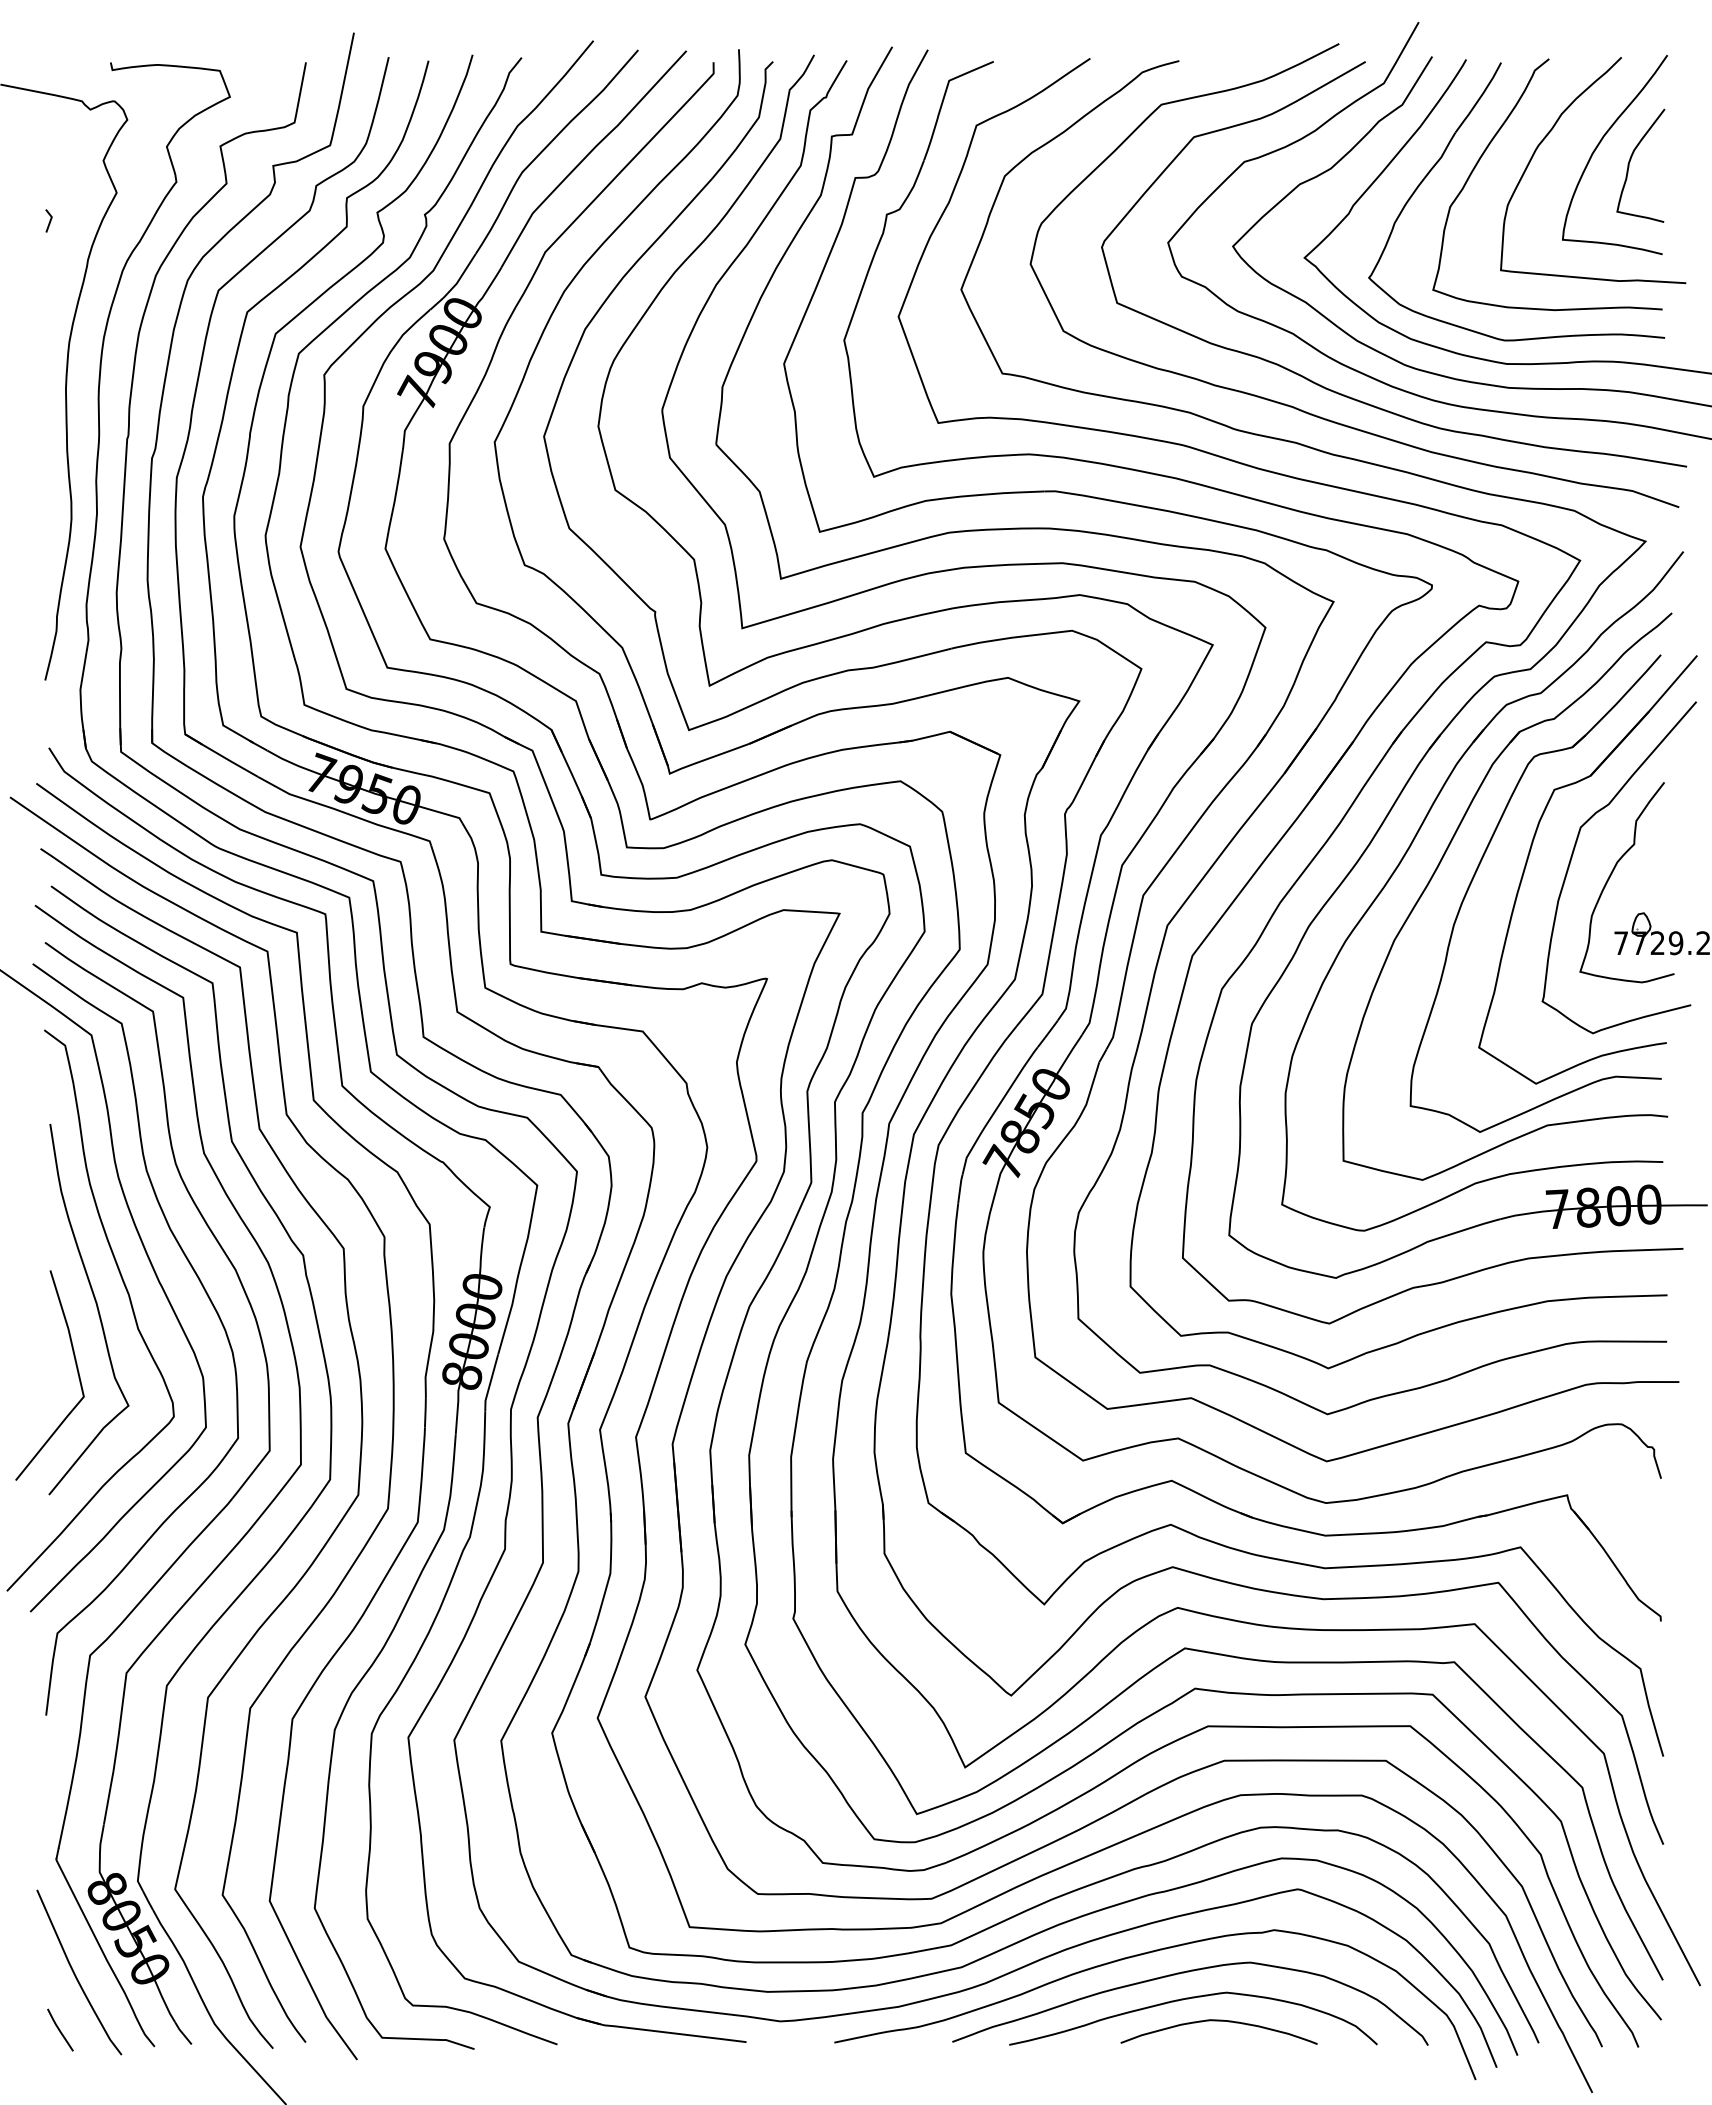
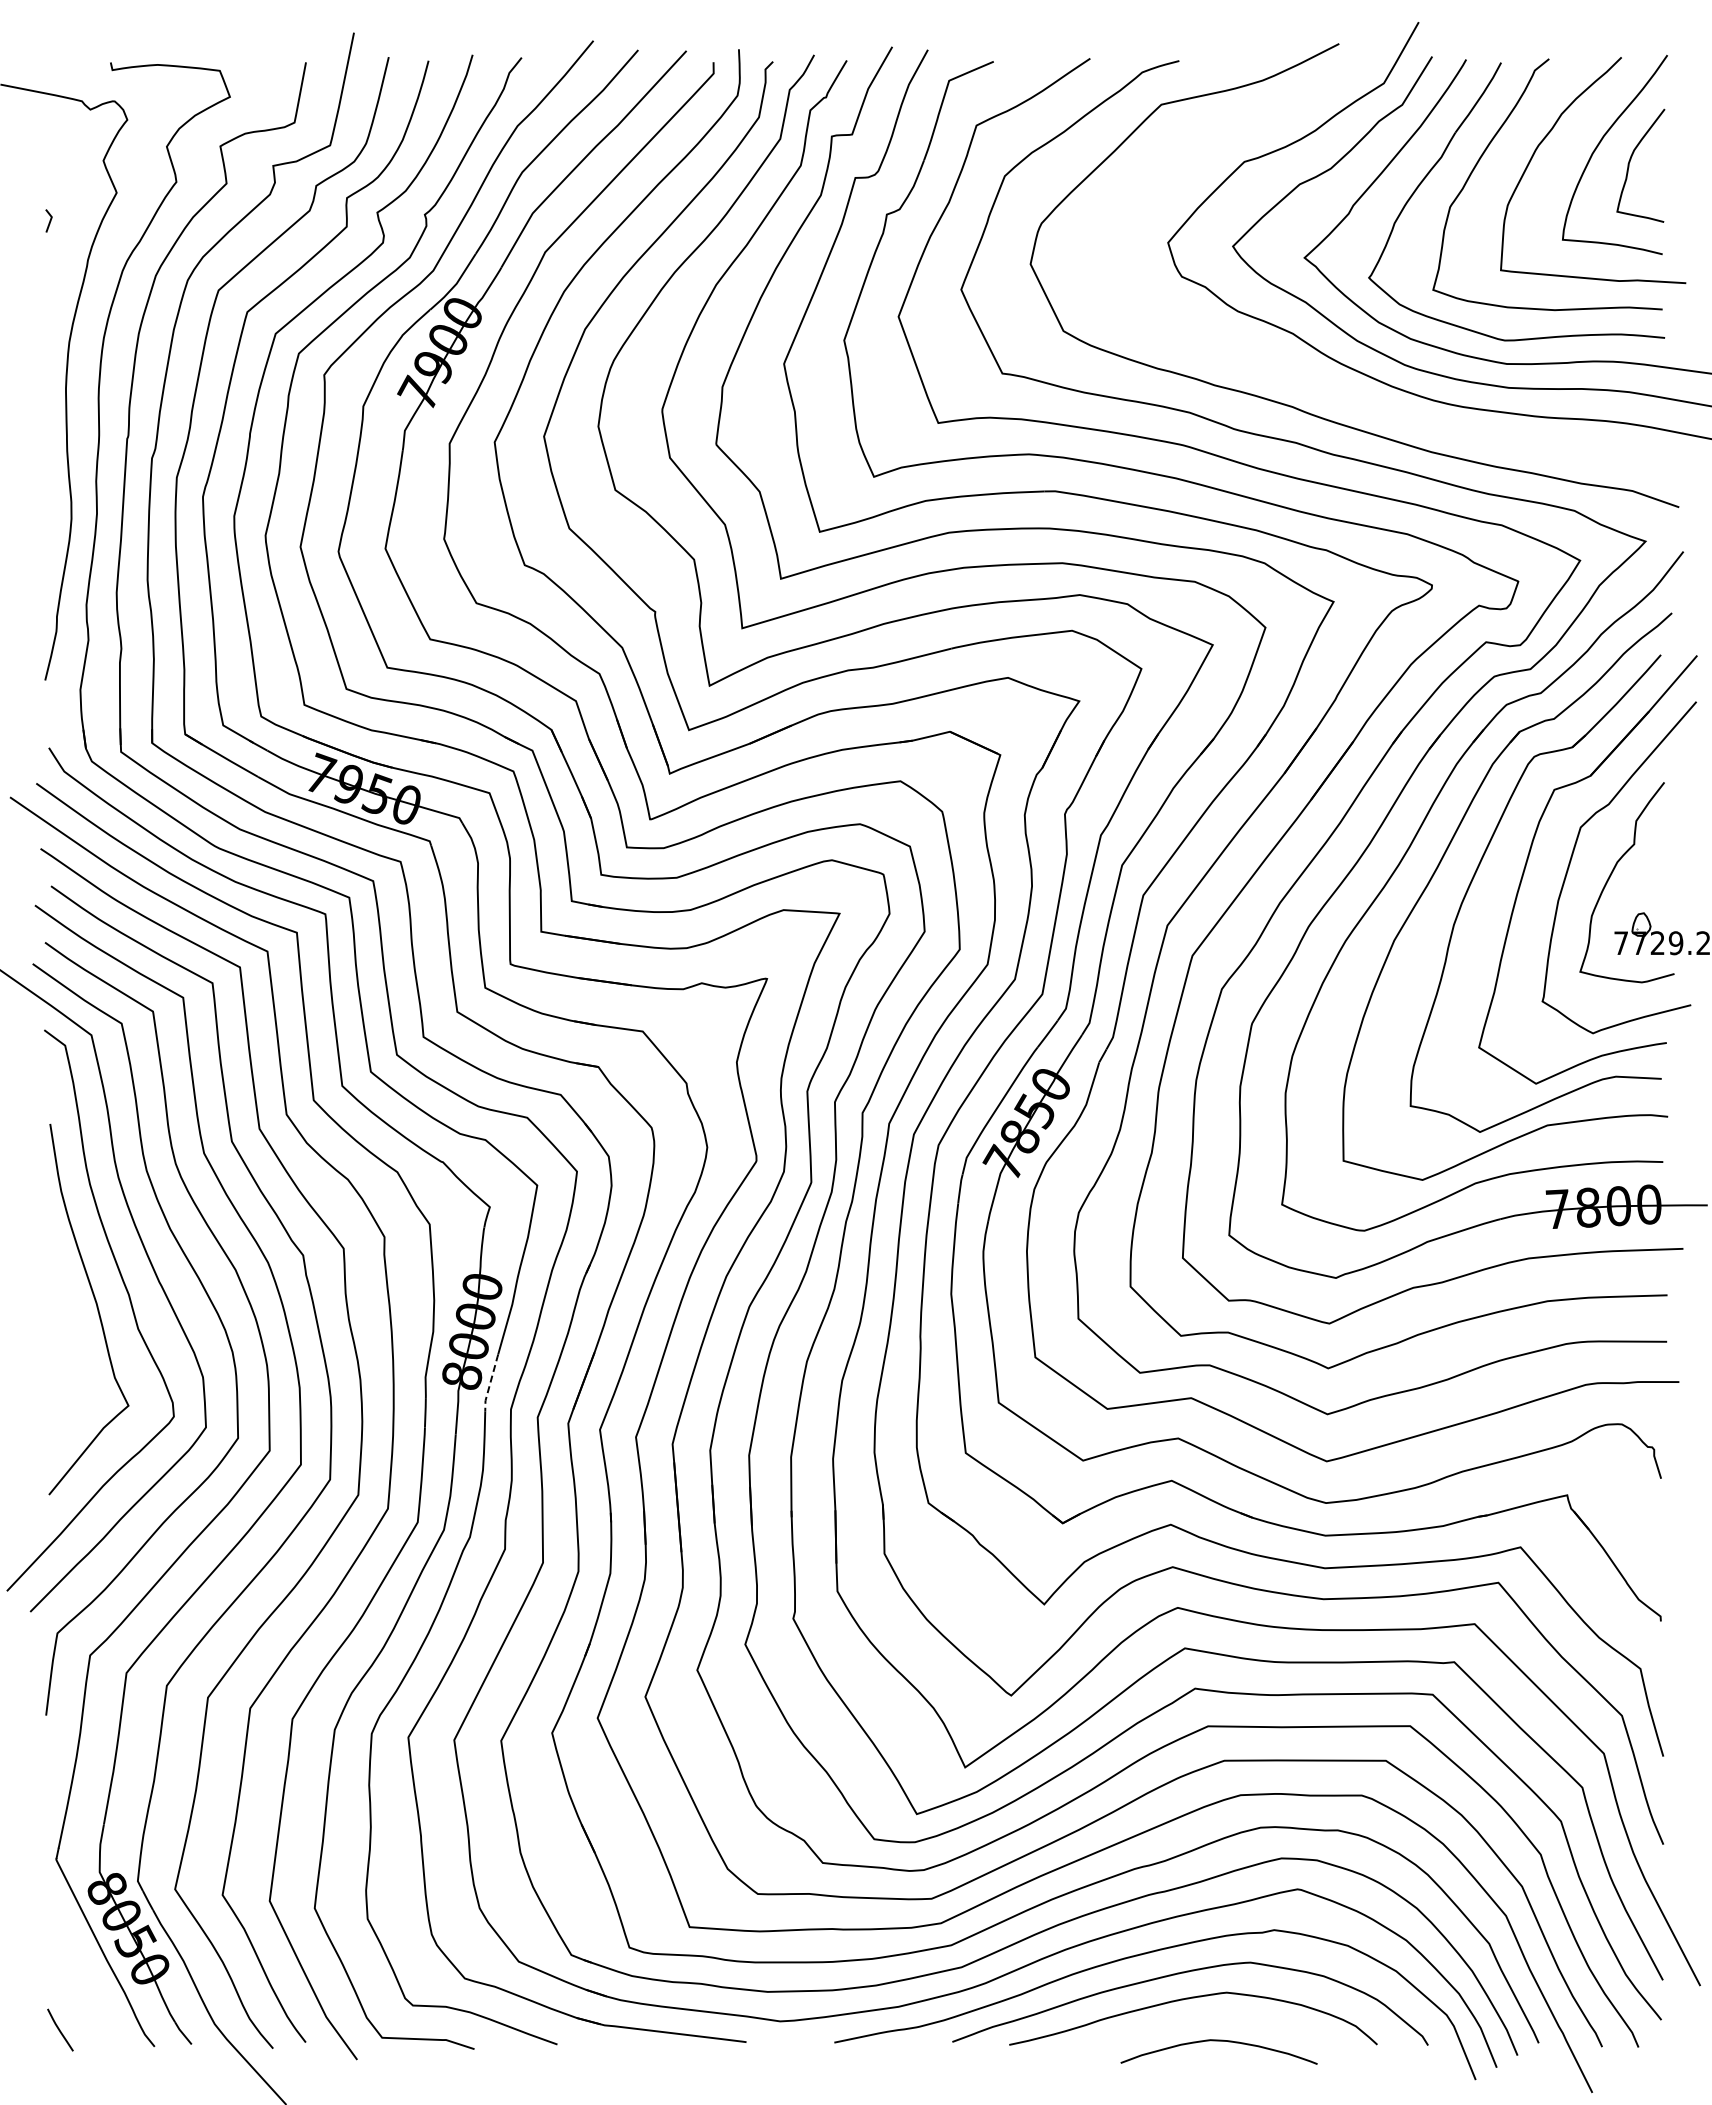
curve: present -> none (1347, 395)
curve: present -> none (76, 1369)
line: solid -> dashed (490, 1382)
curve: present -> none (75, 1973)
curve position: (1218, 2021) -> (1218, 2041) (1218, 2041)
